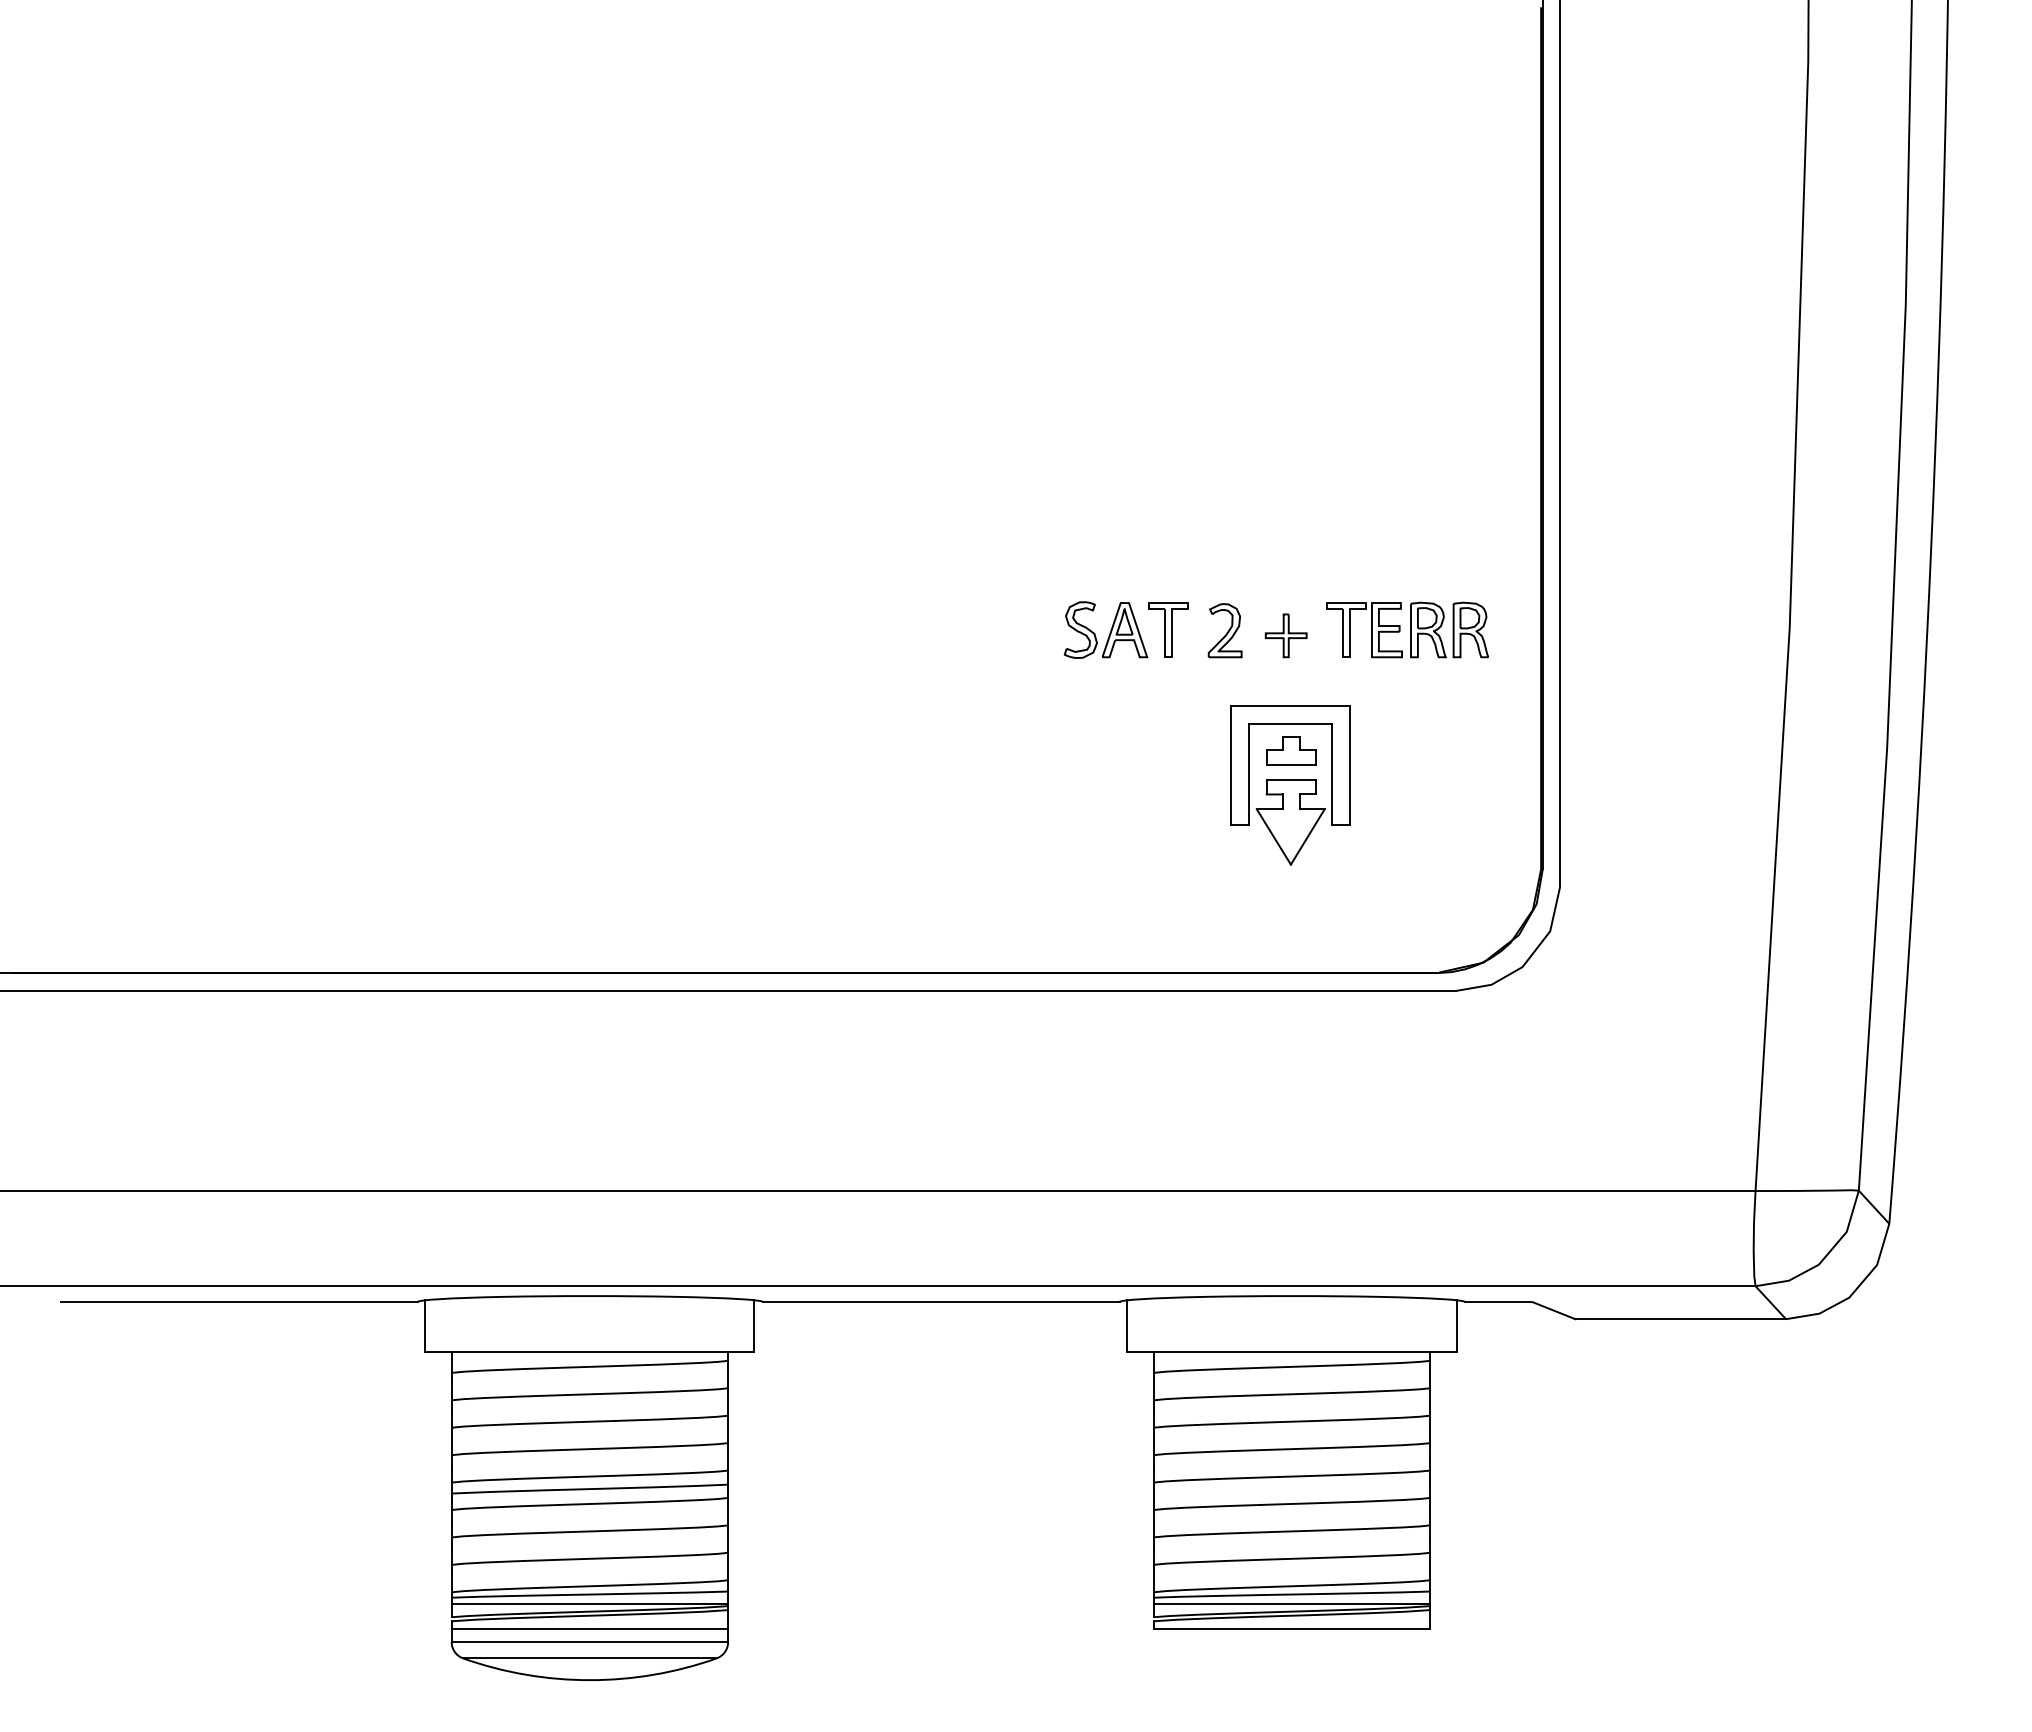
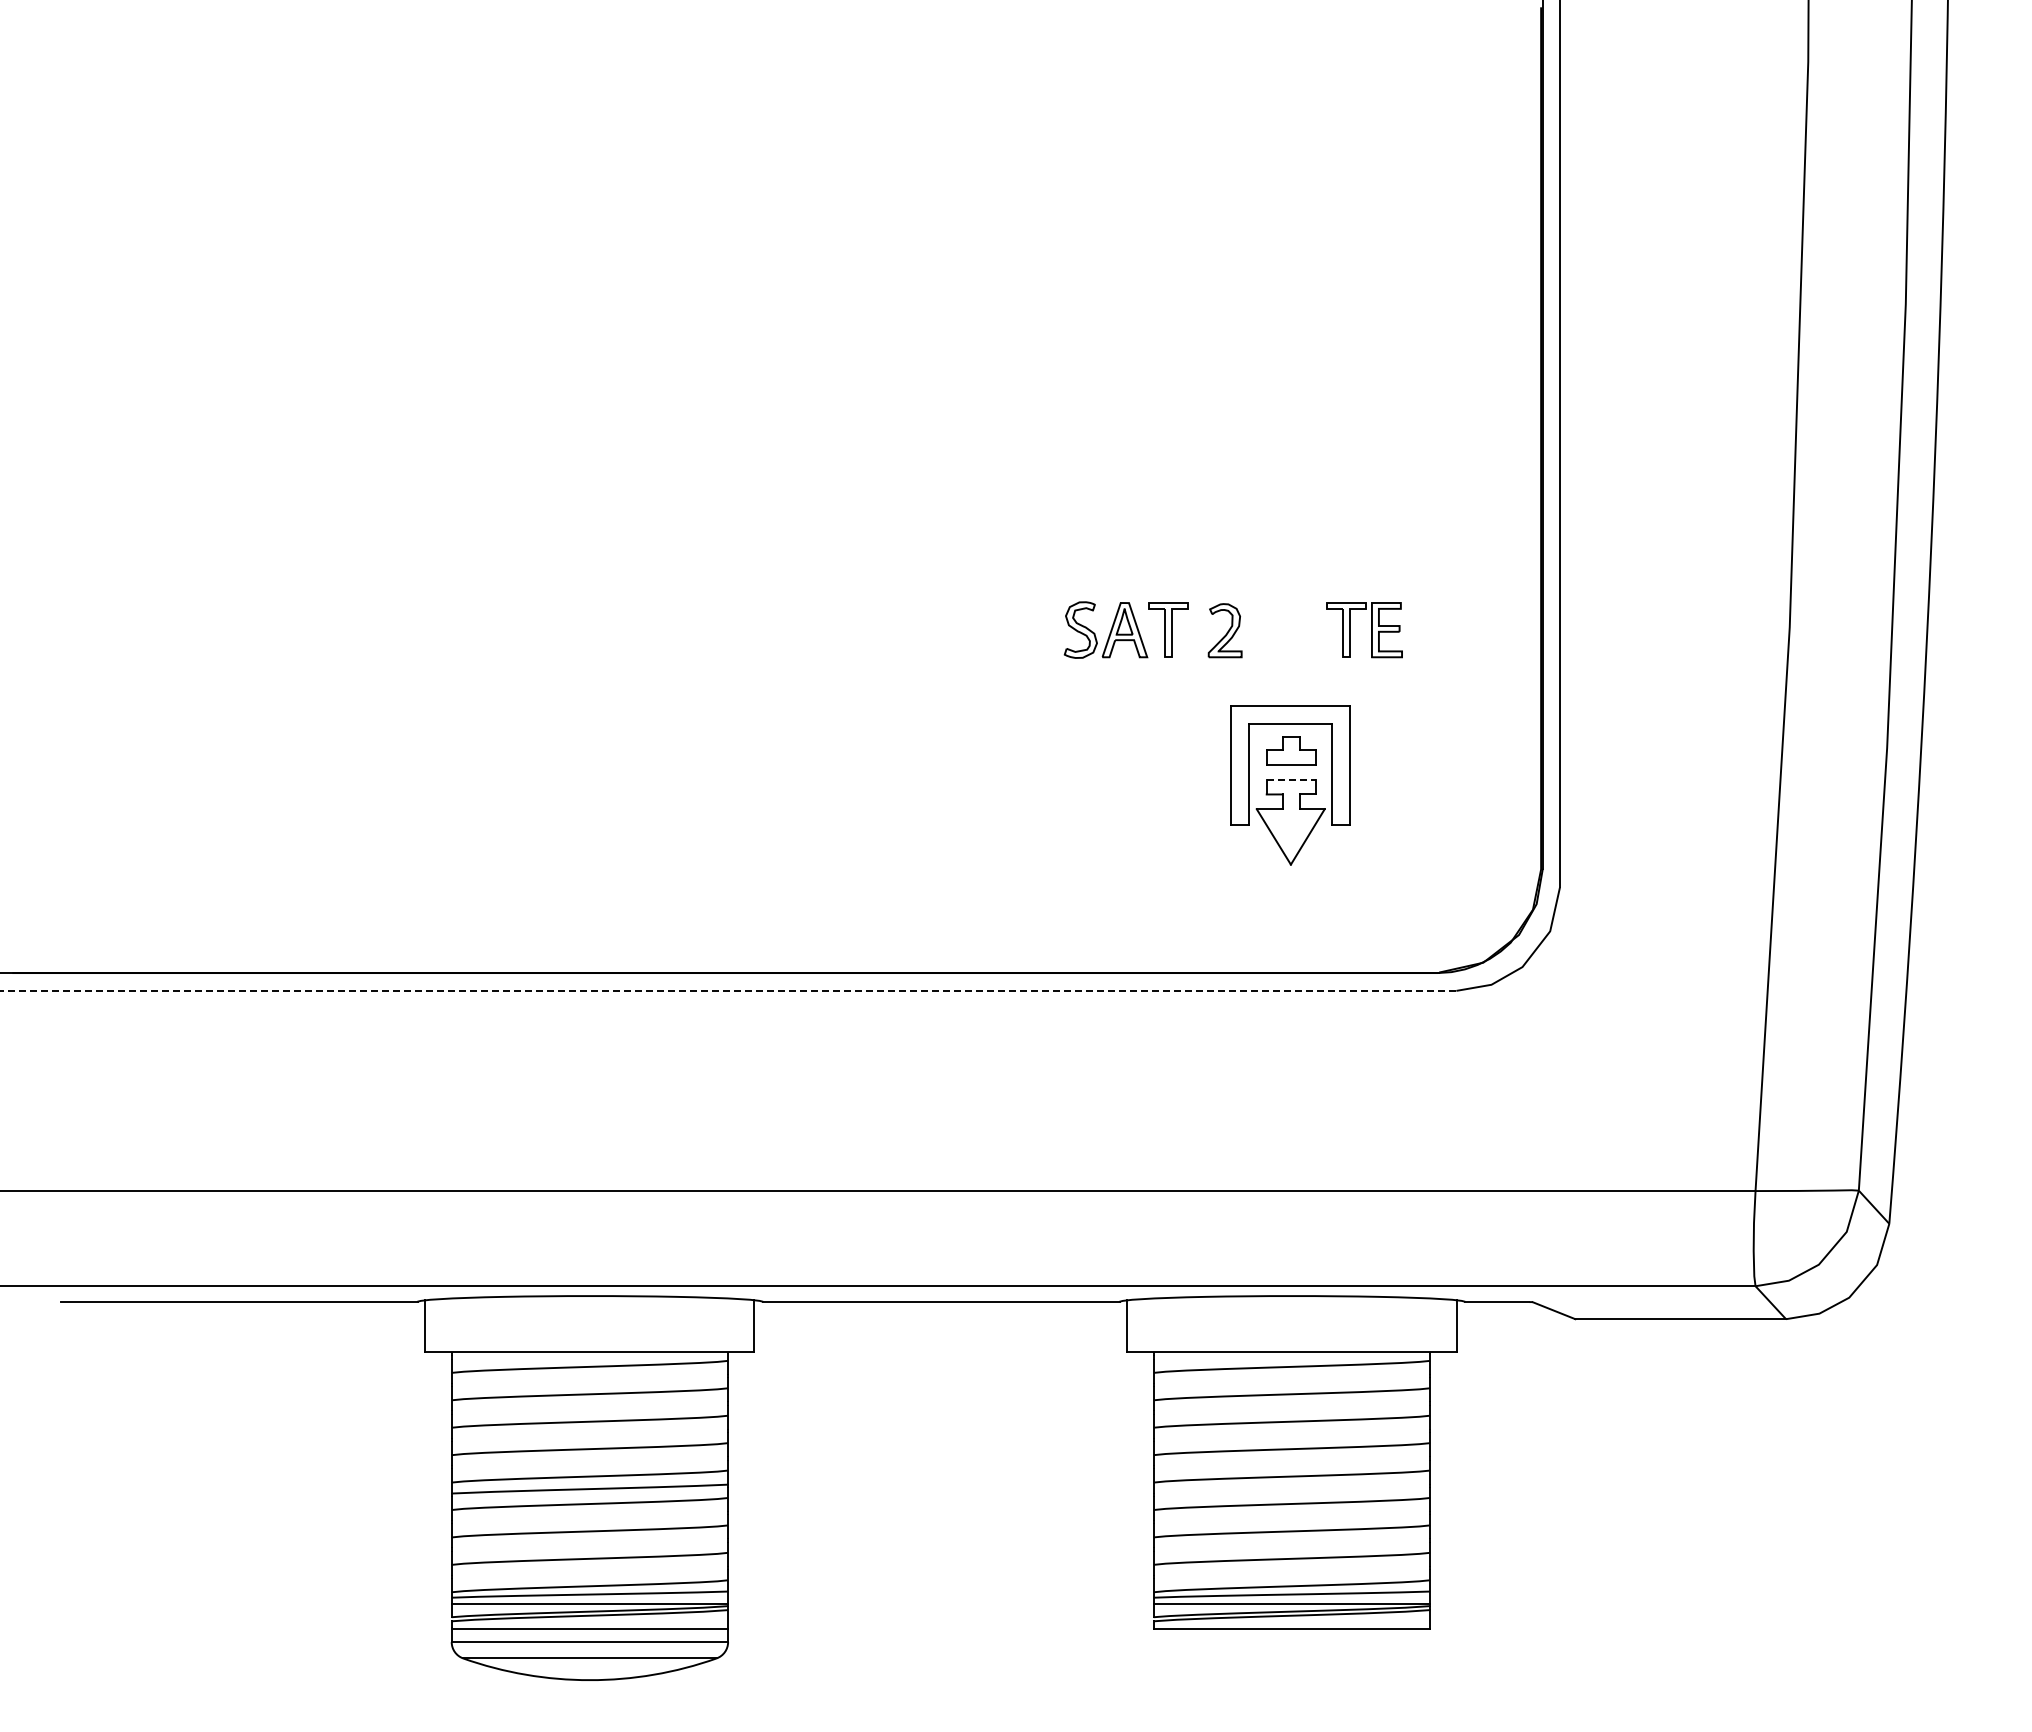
part: present -> none (1449, 629)
part: present -> none (1285, 635)
line: solid -> dashed (1291, 779)
line: solid -> dashed (728, 990)
